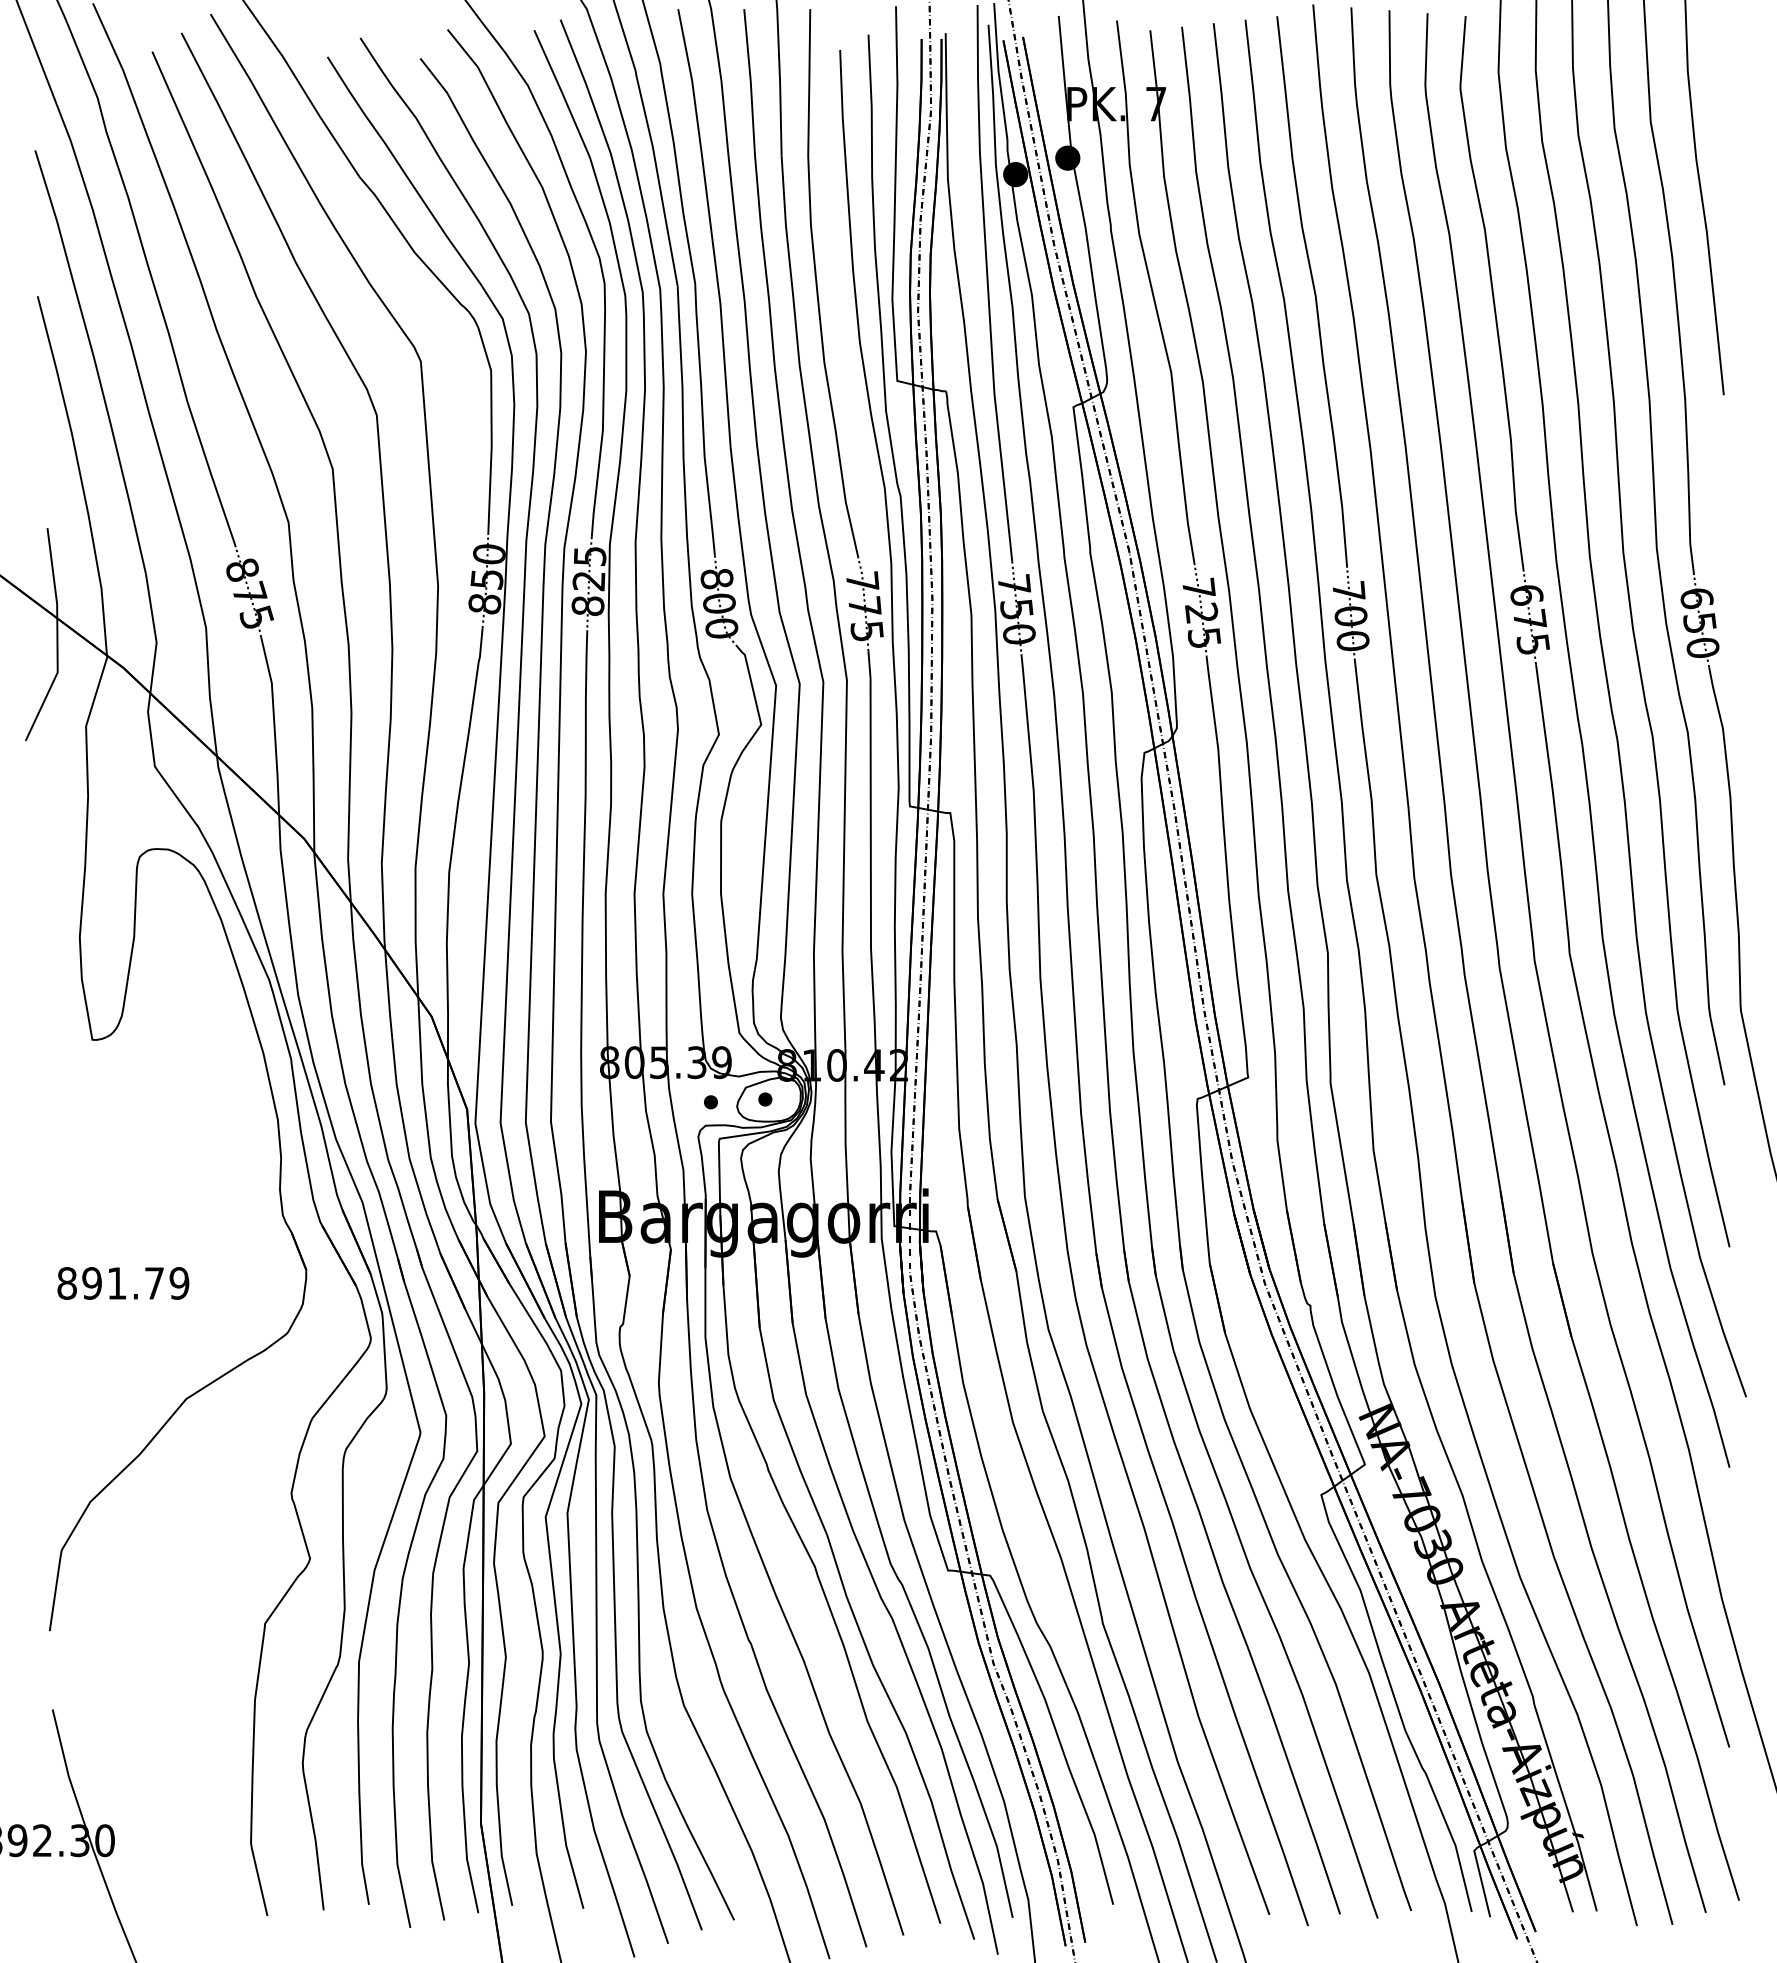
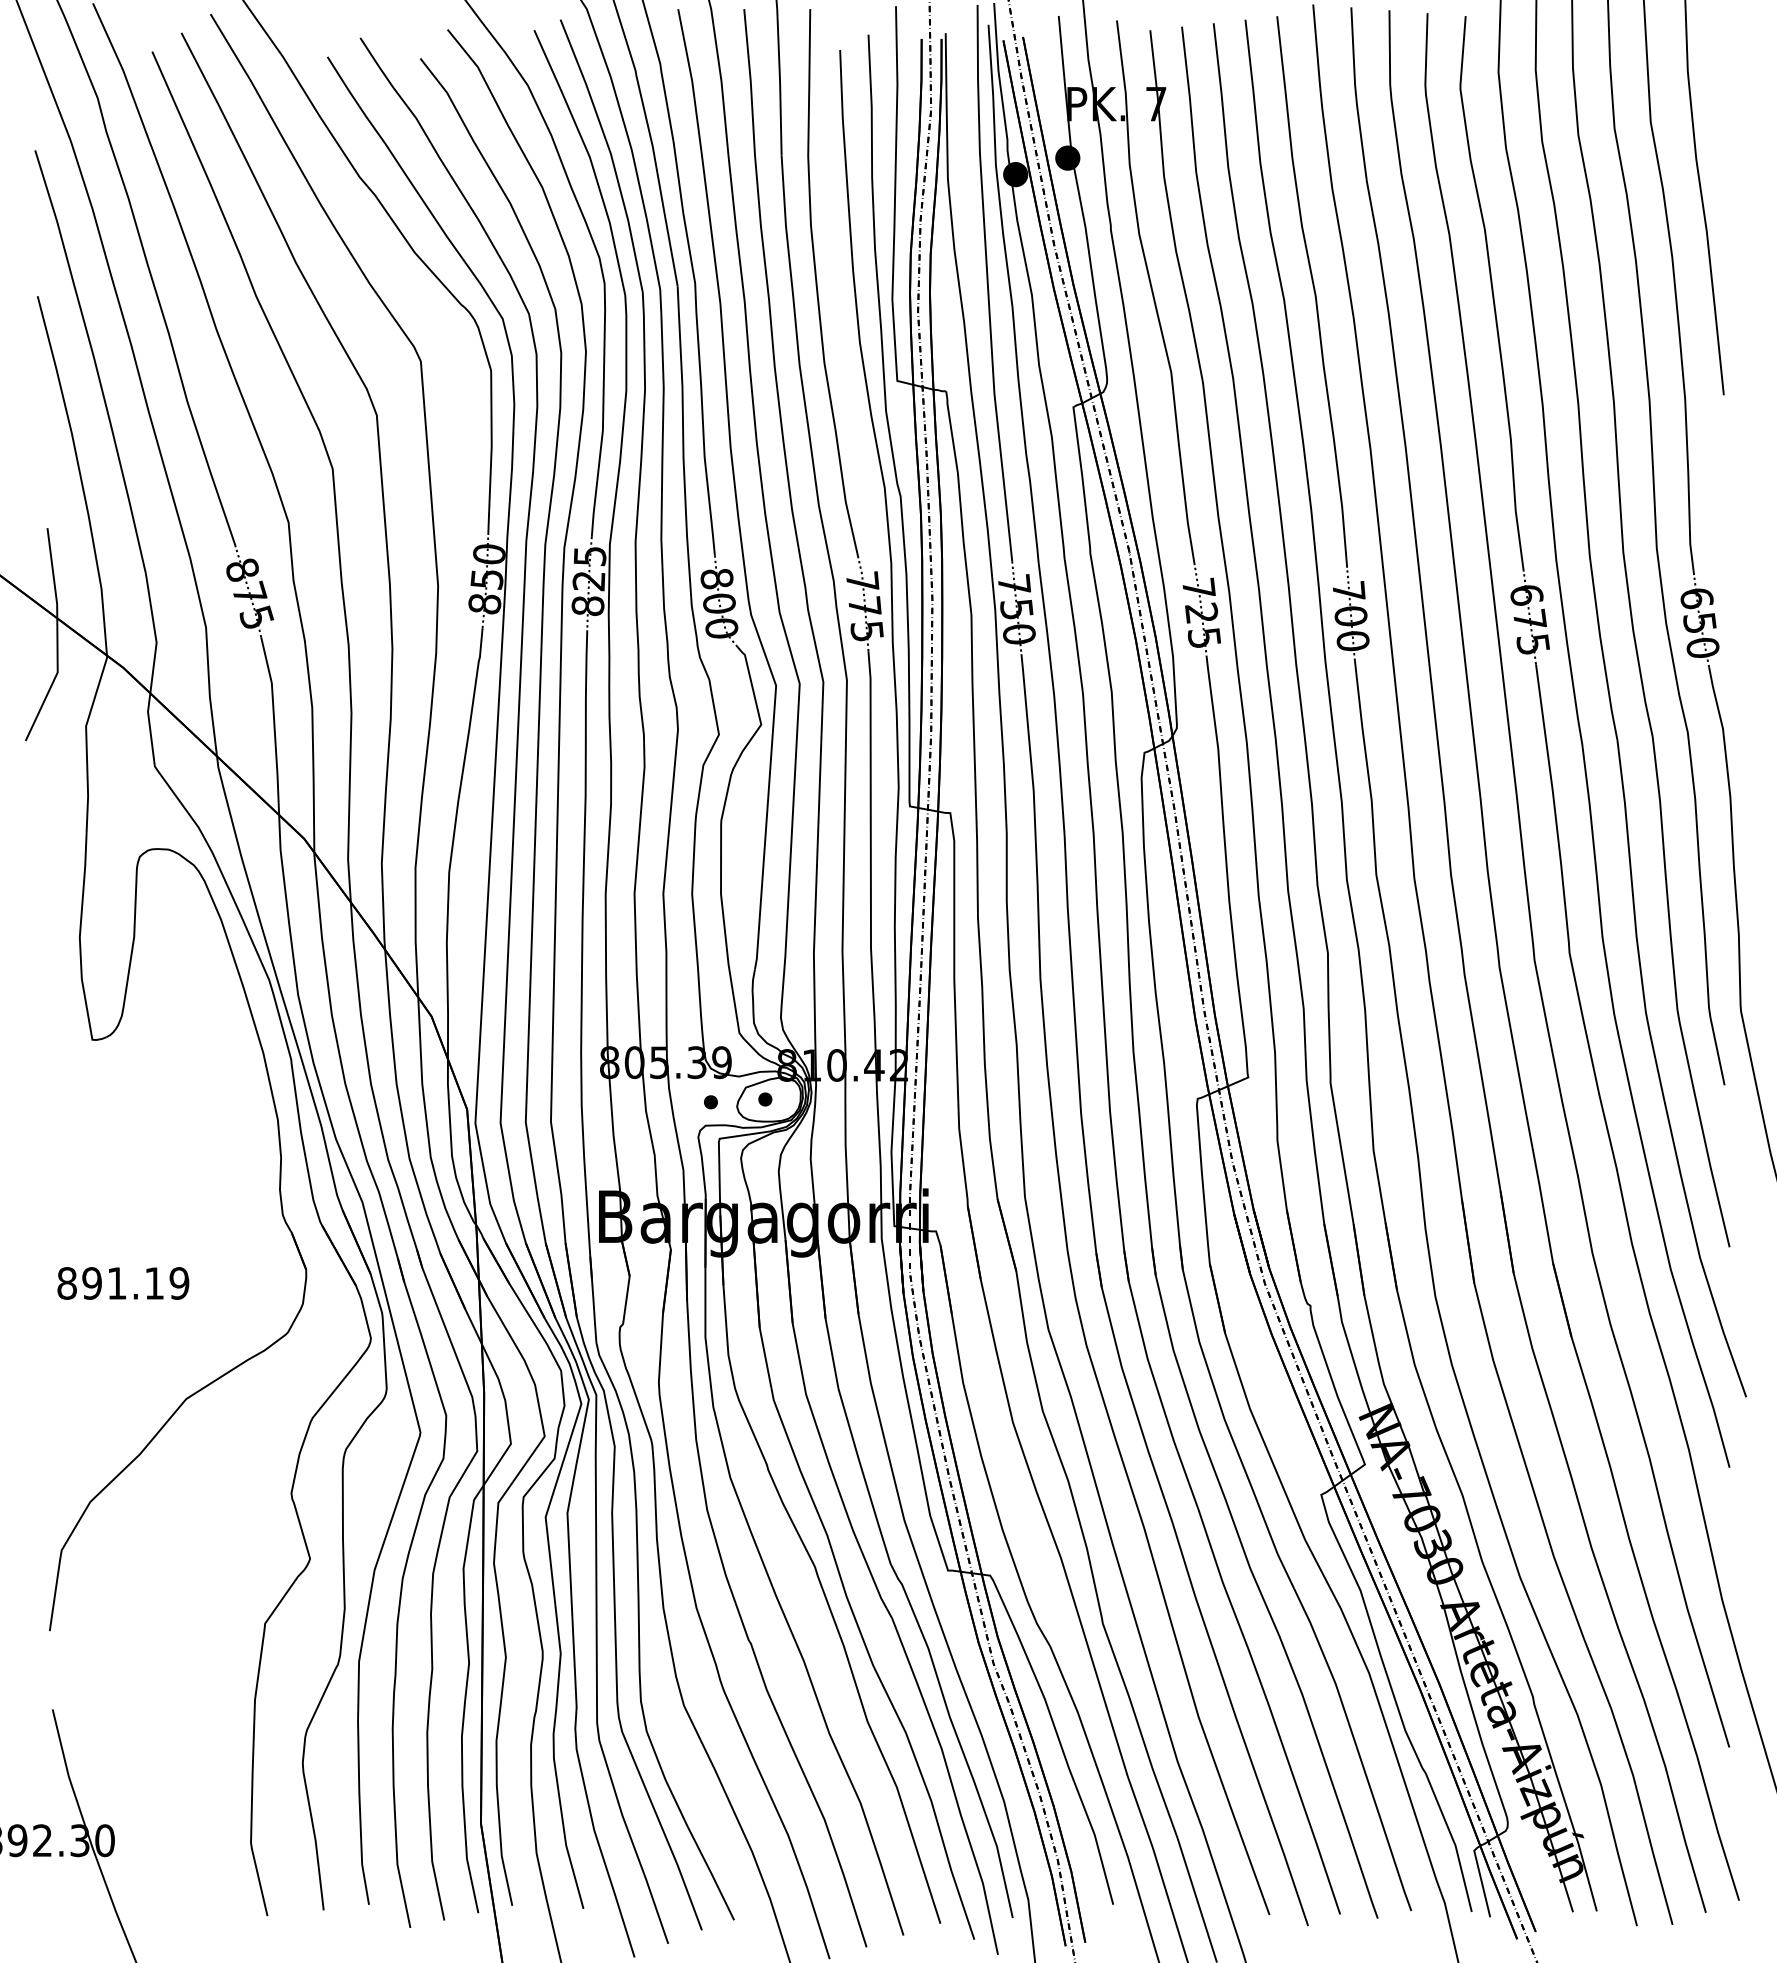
text: 891.79 -> 891.19 (154, 1283)
